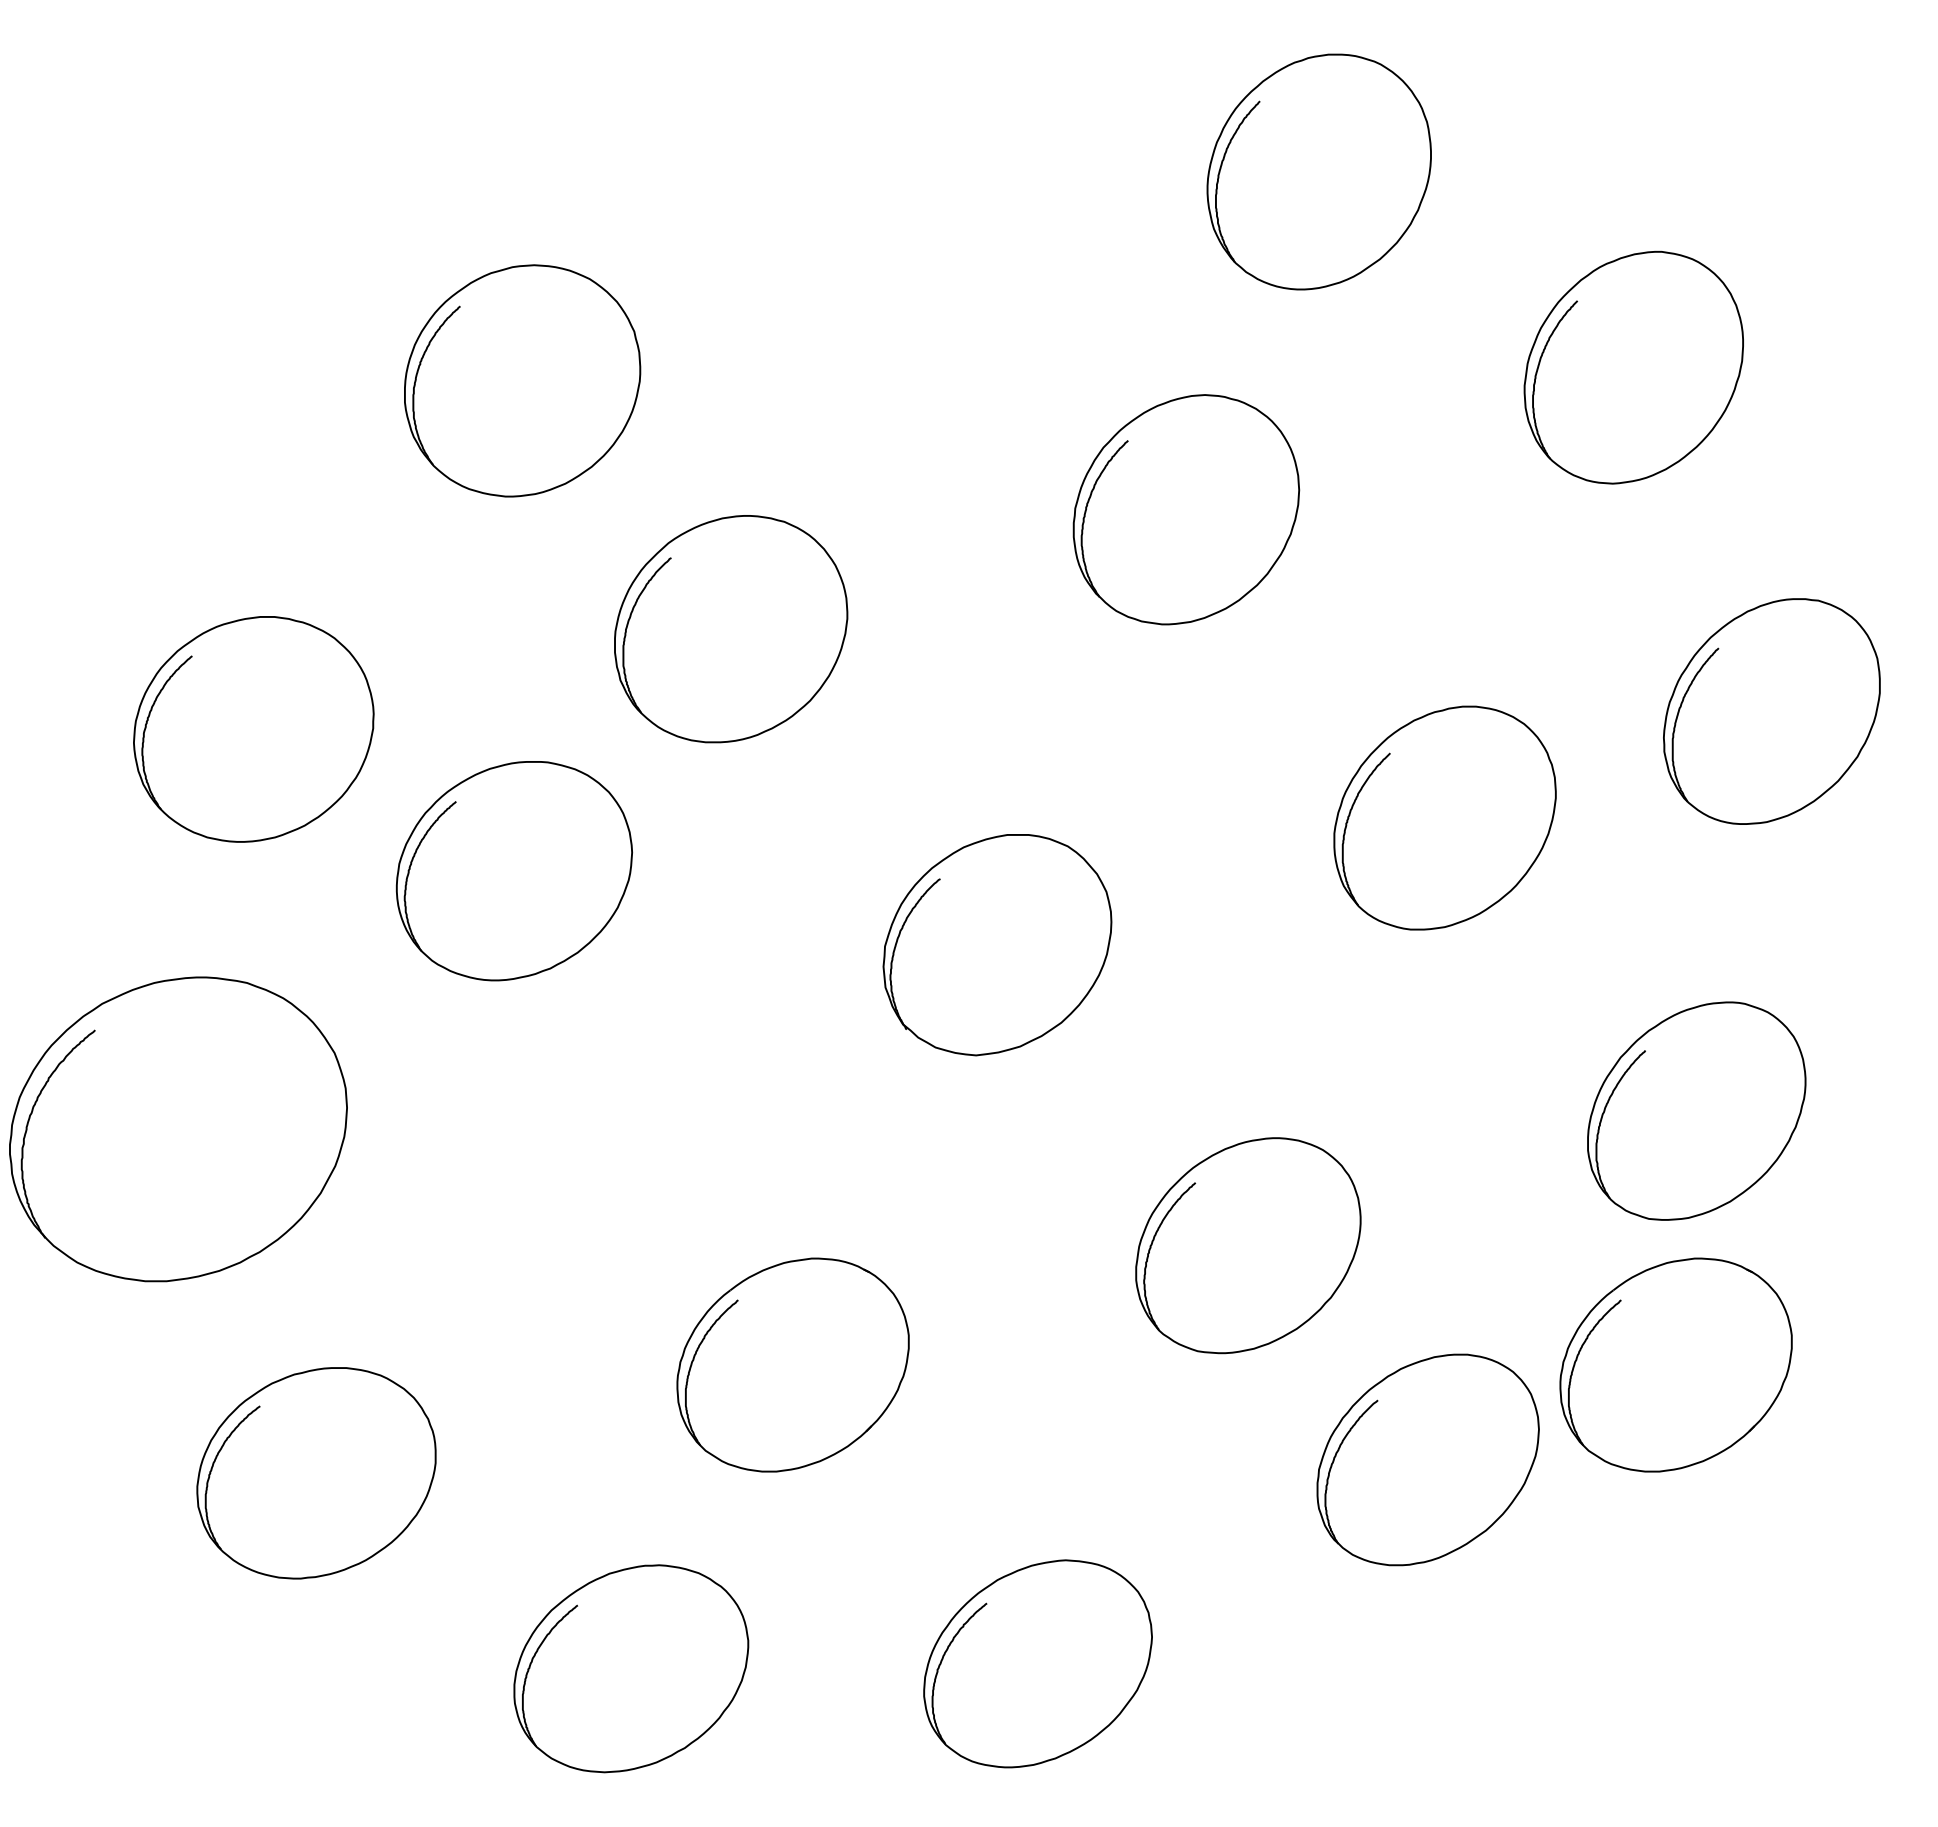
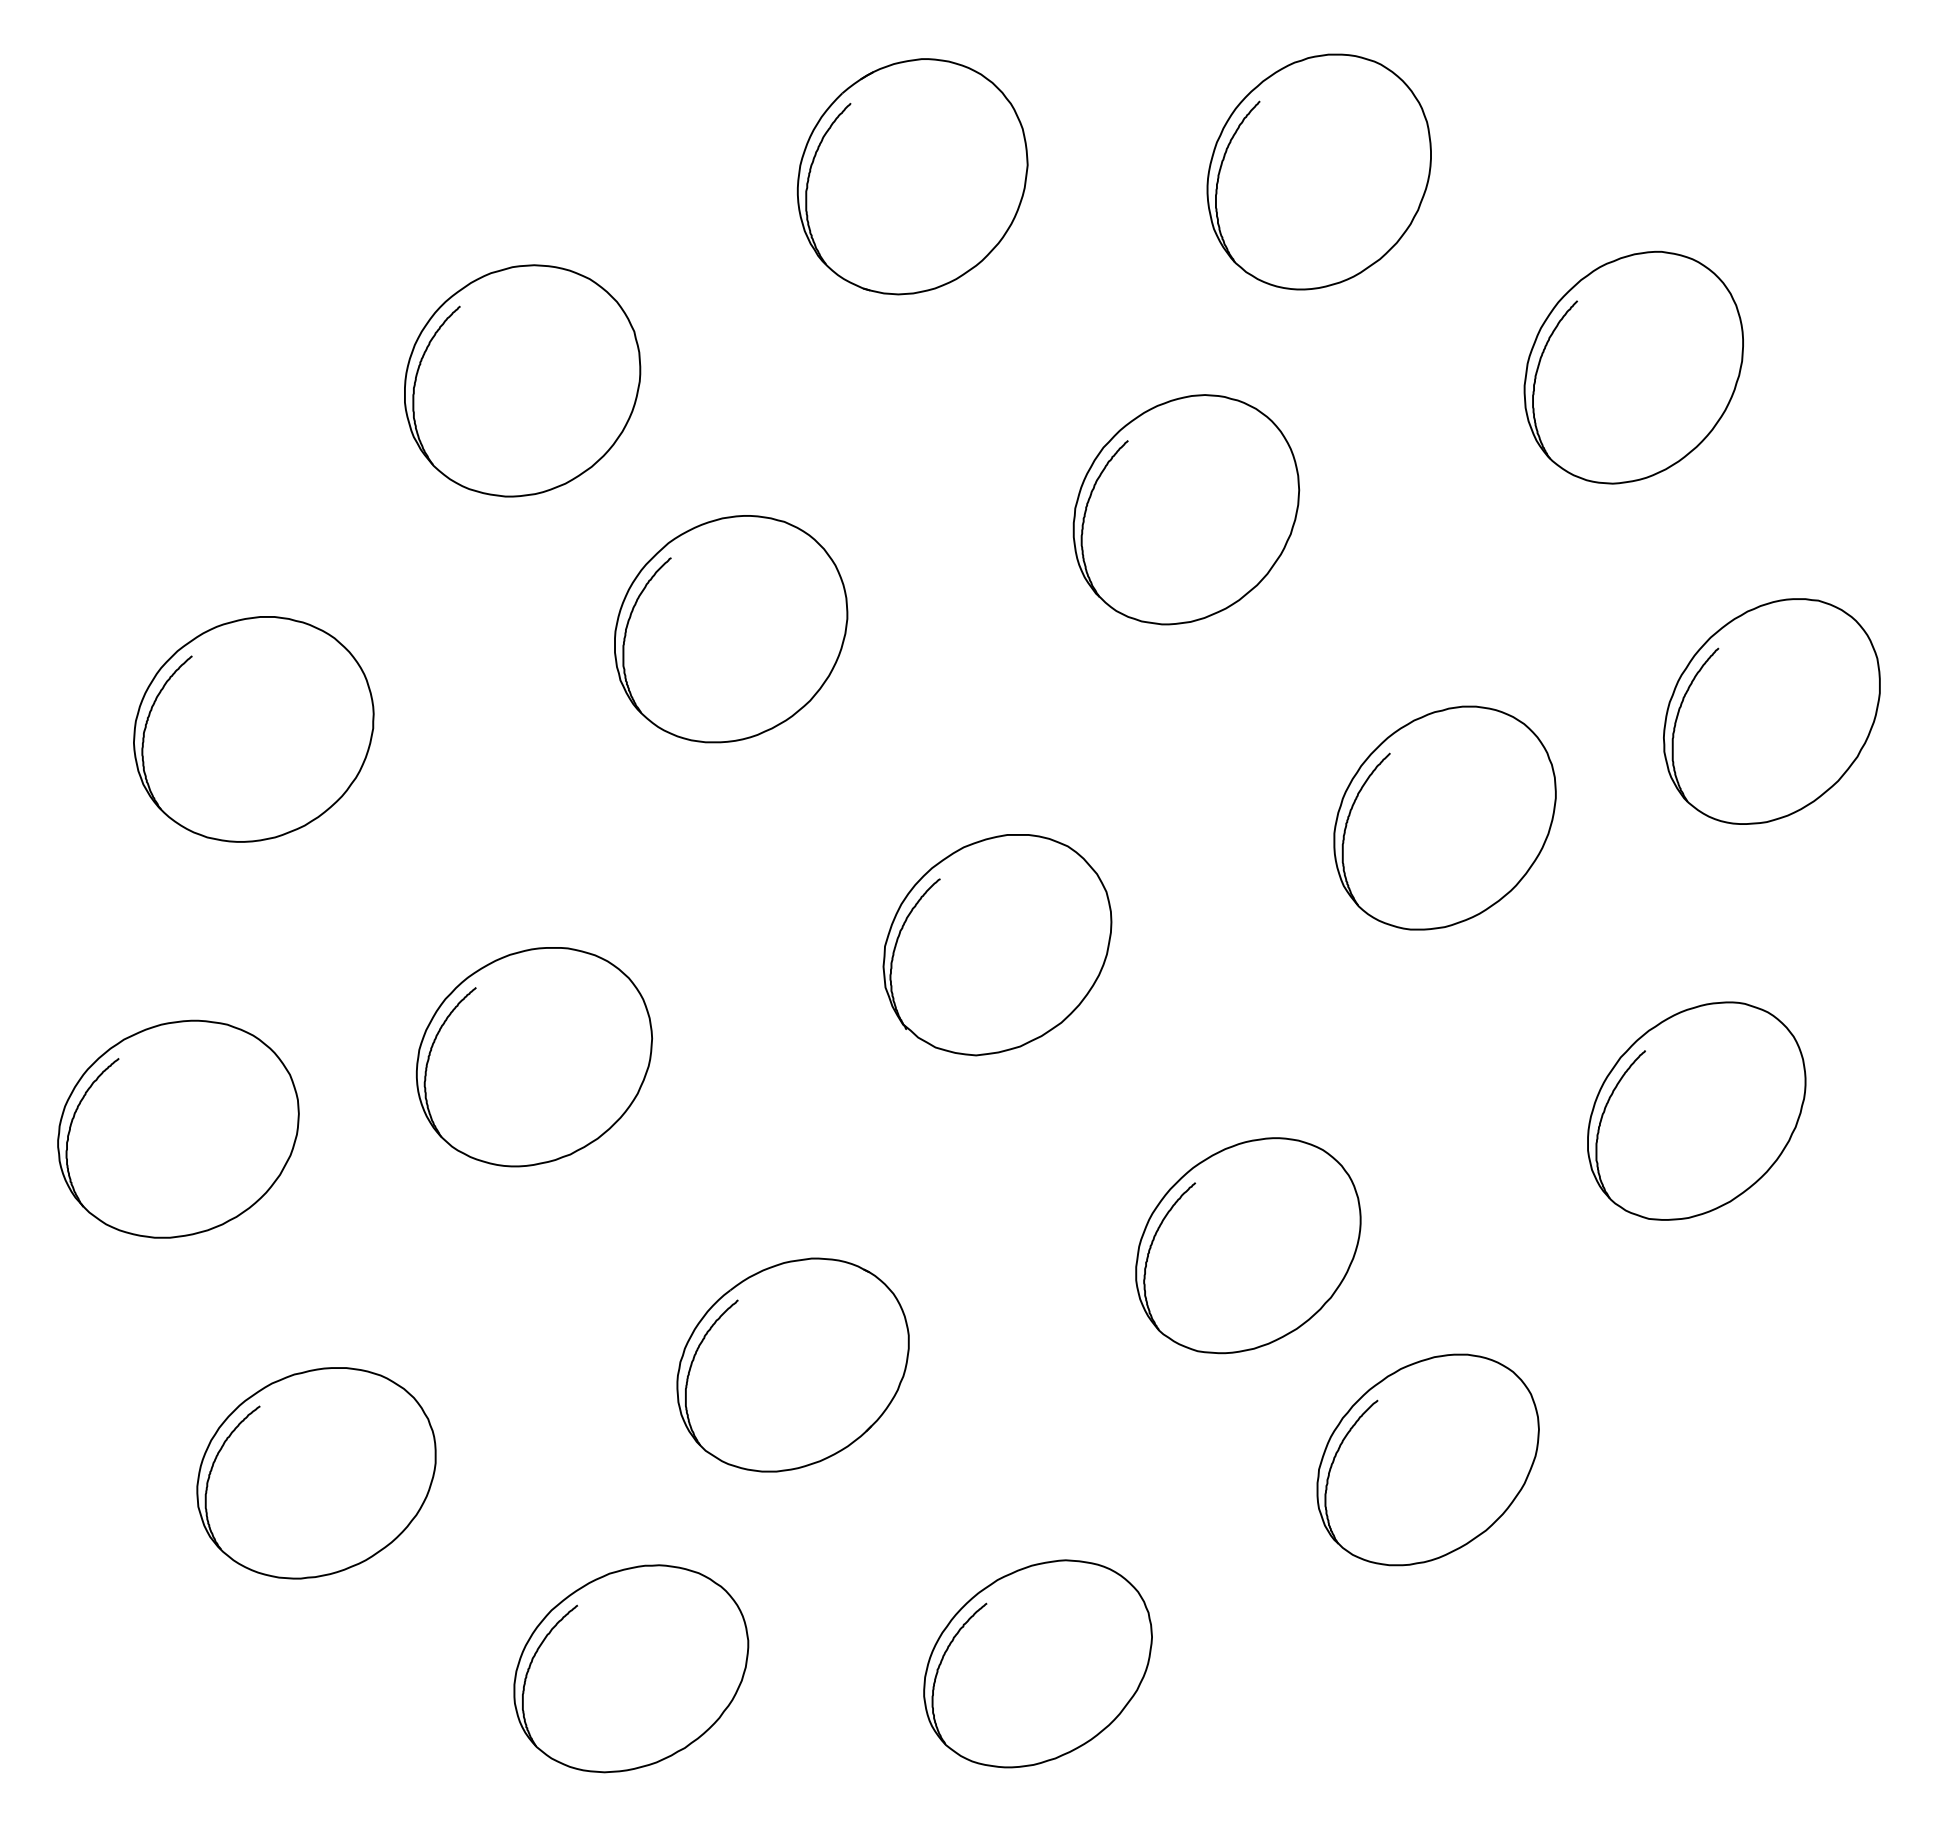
part: none -> present (912, 176)
part position: (513, 871) -> (533, 1057) (533, 1057)
part size: 339x307 px -> 243x220 px (178, 1128)
part: present -> none (1675, 1364)
